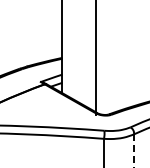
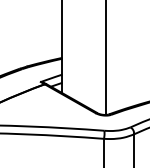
line position: (95, 58) -> (105, 58) (105, 58)
line: dashed -> solid (134, 151)
